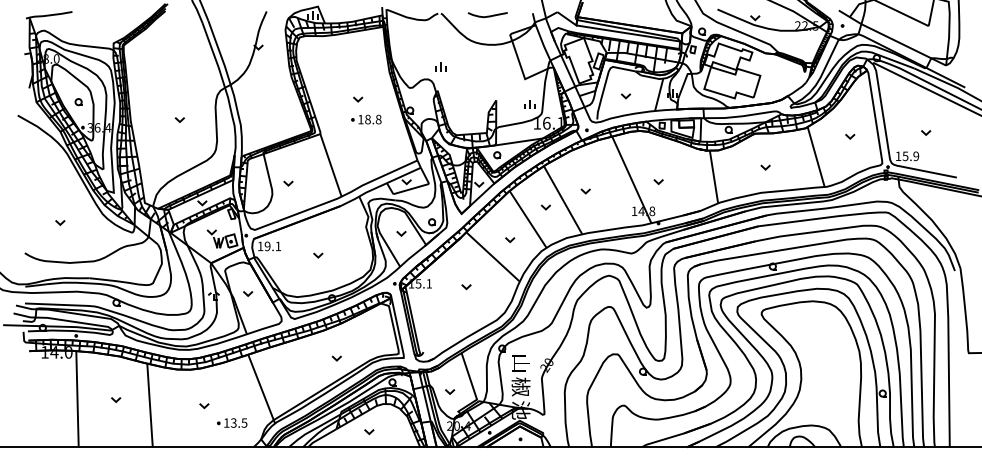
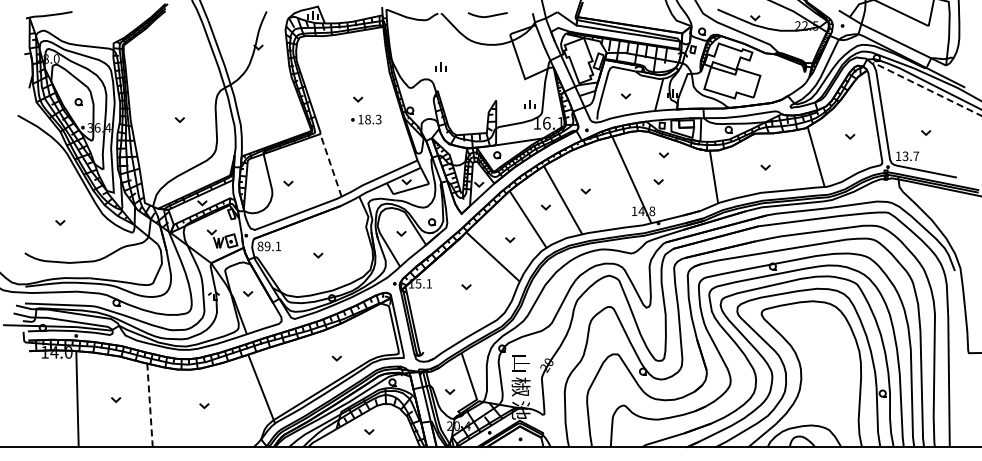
line: solid -> dashed (927, 89)
text: 18.8 -> 18.3 (378, 119)
part: none -> present (663, 155)
text: 15.9 -> 13.7 (911, 156)
line: solid -> dashed (330, 164)
text: 19.1 -> 89.1 (260, 246)
line: solid -> dashed (150, 405)
part: present -> none (232, 422)
